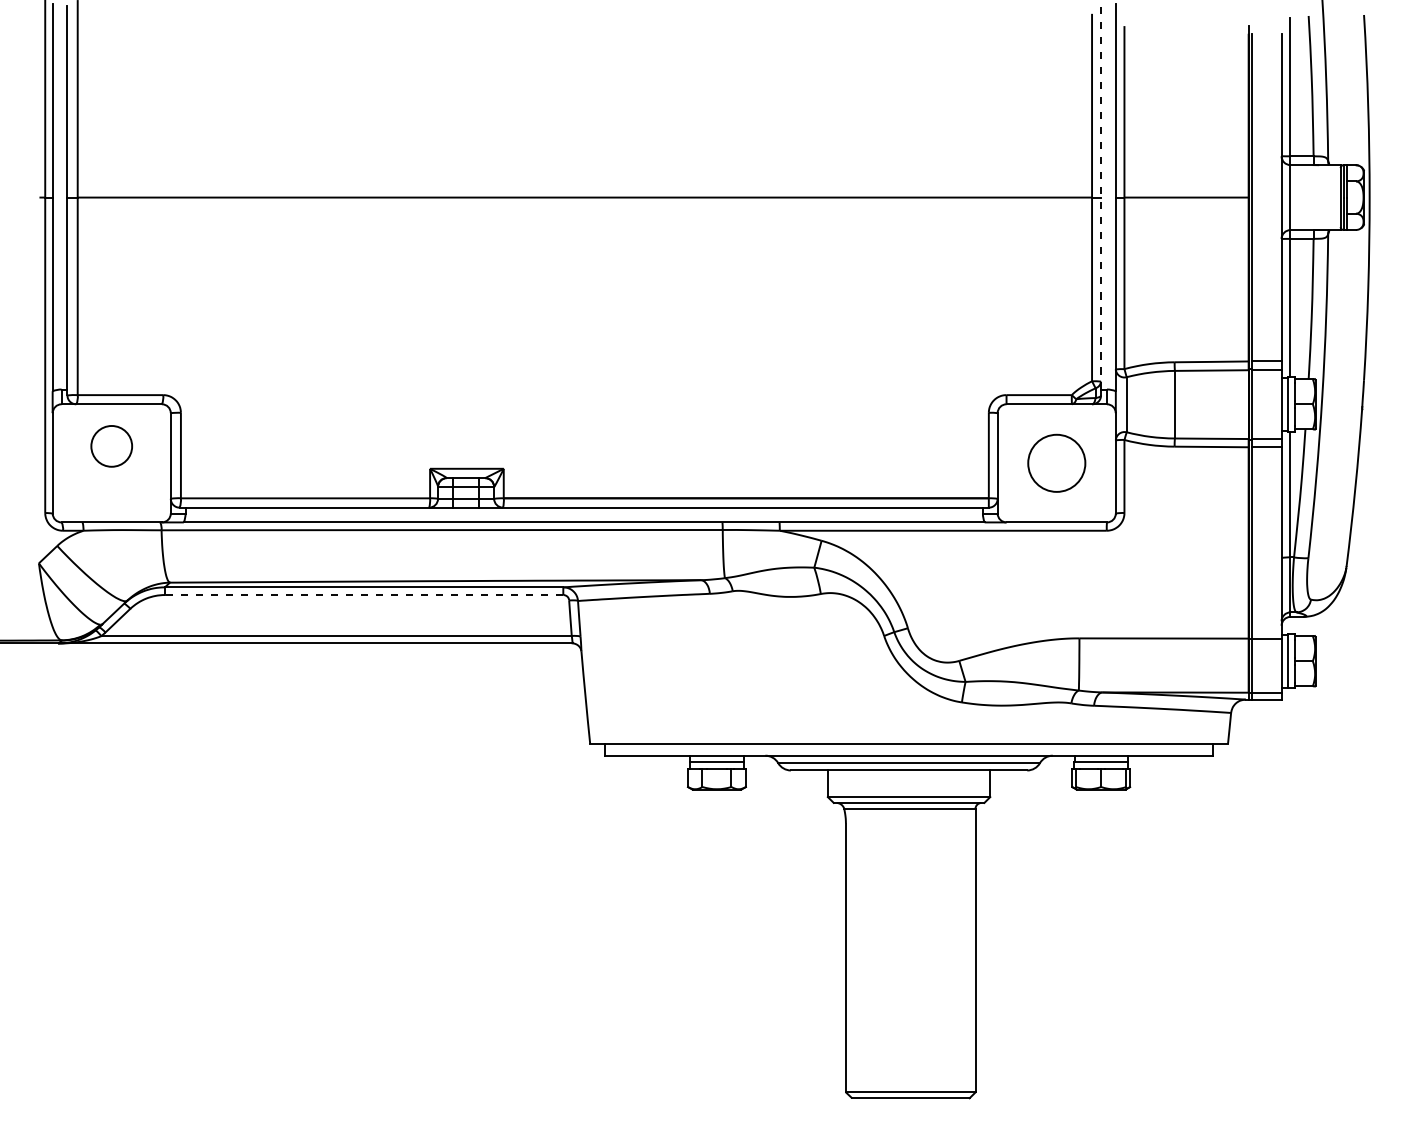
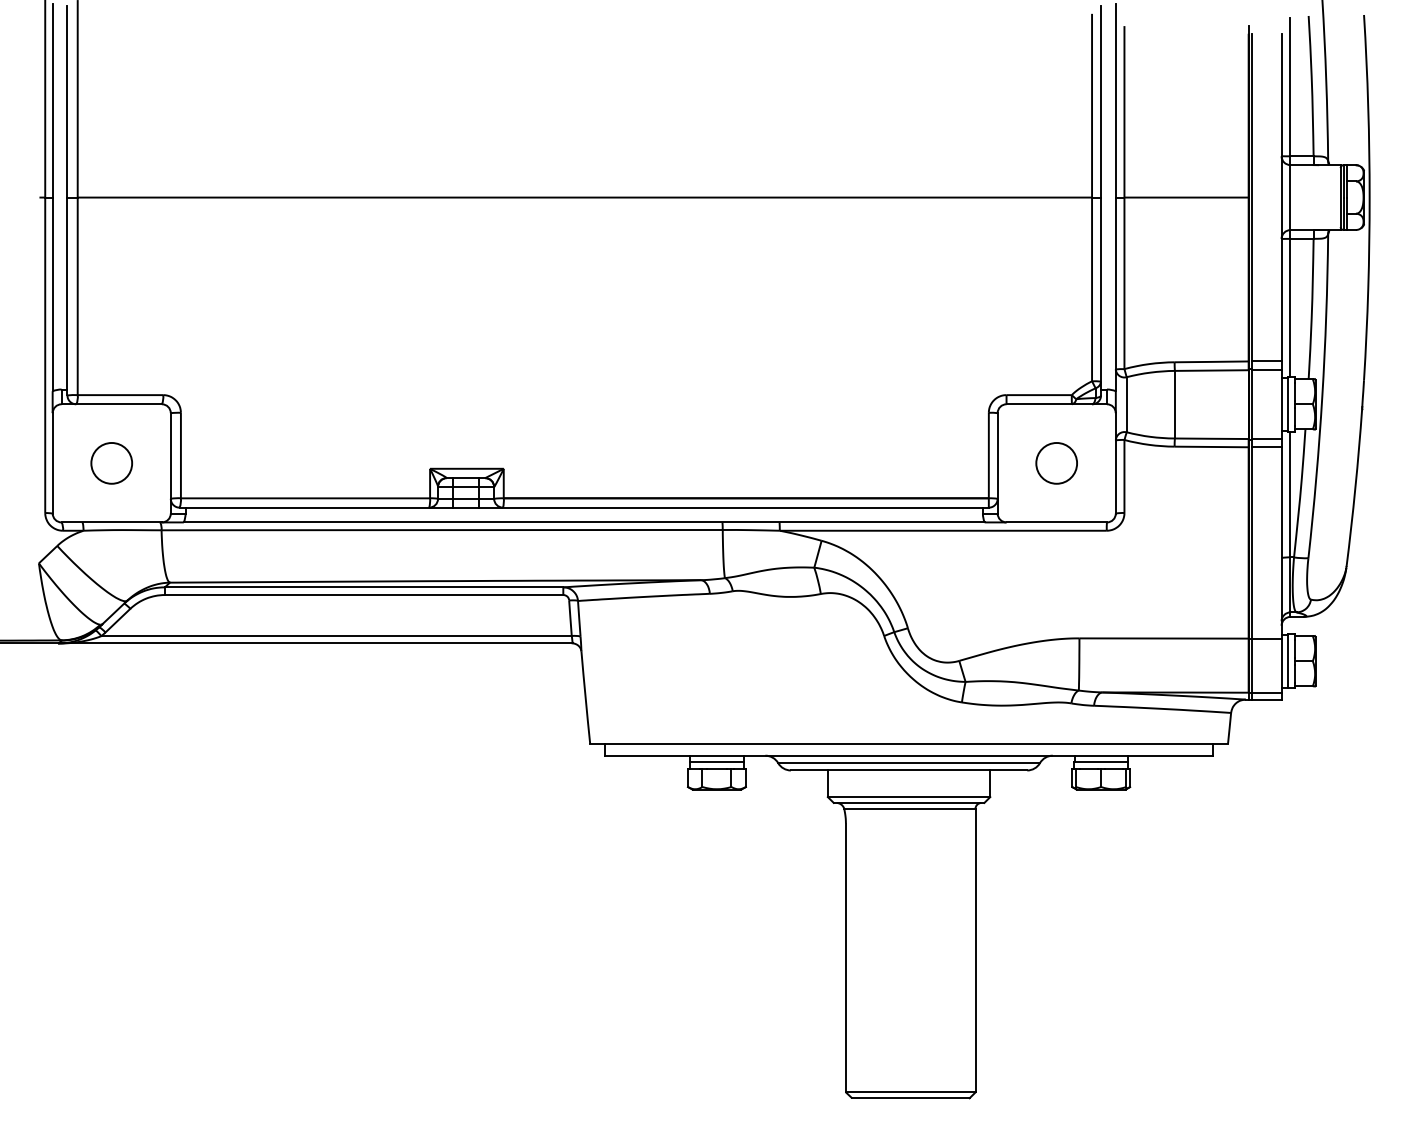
line: dashed -> solid (1101, 197)
circle position: (111, 446) -> (111, 463) (111, 463)
circle size: 60x60 px -> 43x43 px (1056, 463)
line: dashed -> solid (363, 595)
